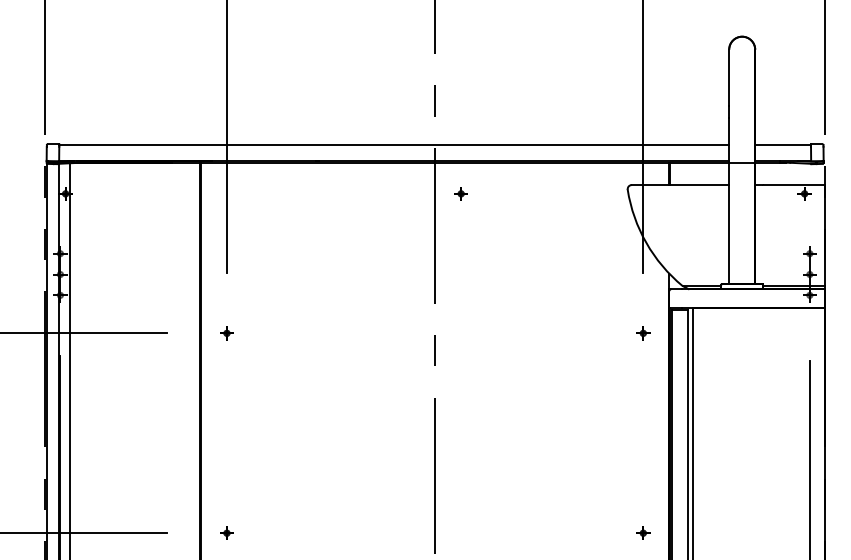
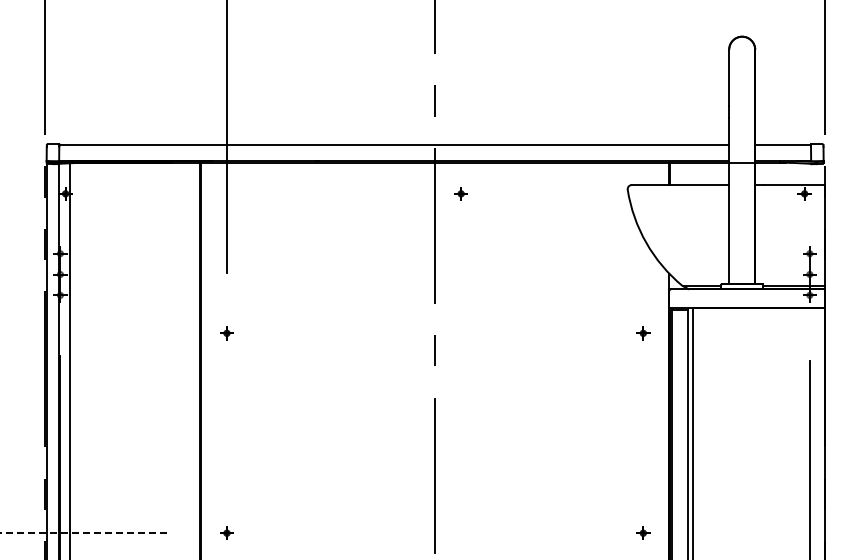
line: present -> none (643, 137)
line: present -> none (84, 333)
line: solid -> dashed (82, 533)
